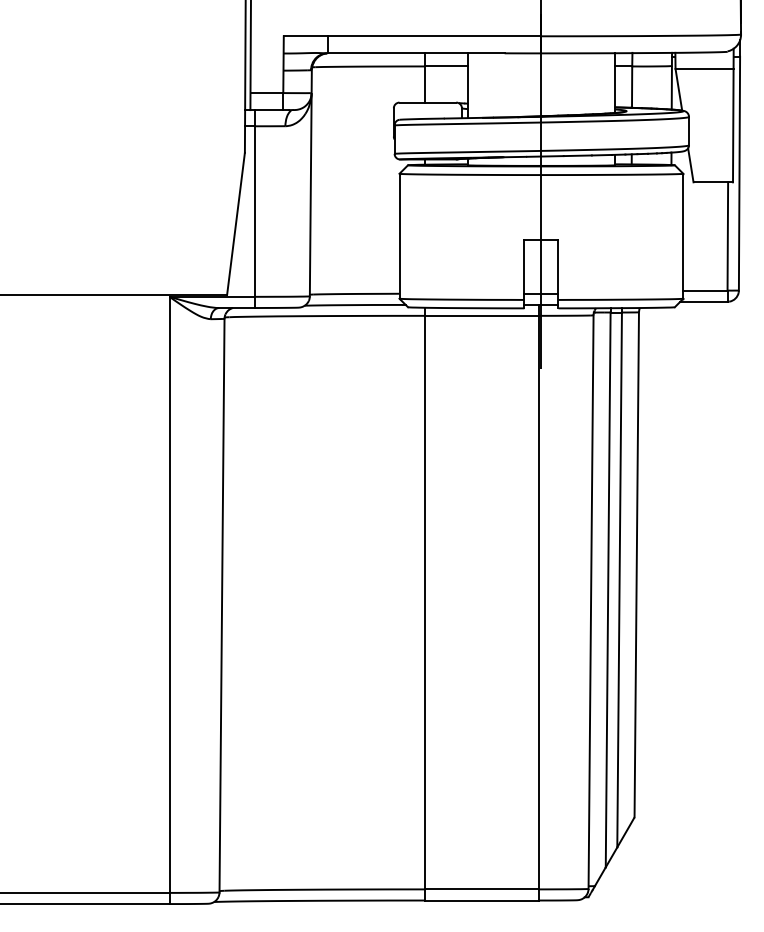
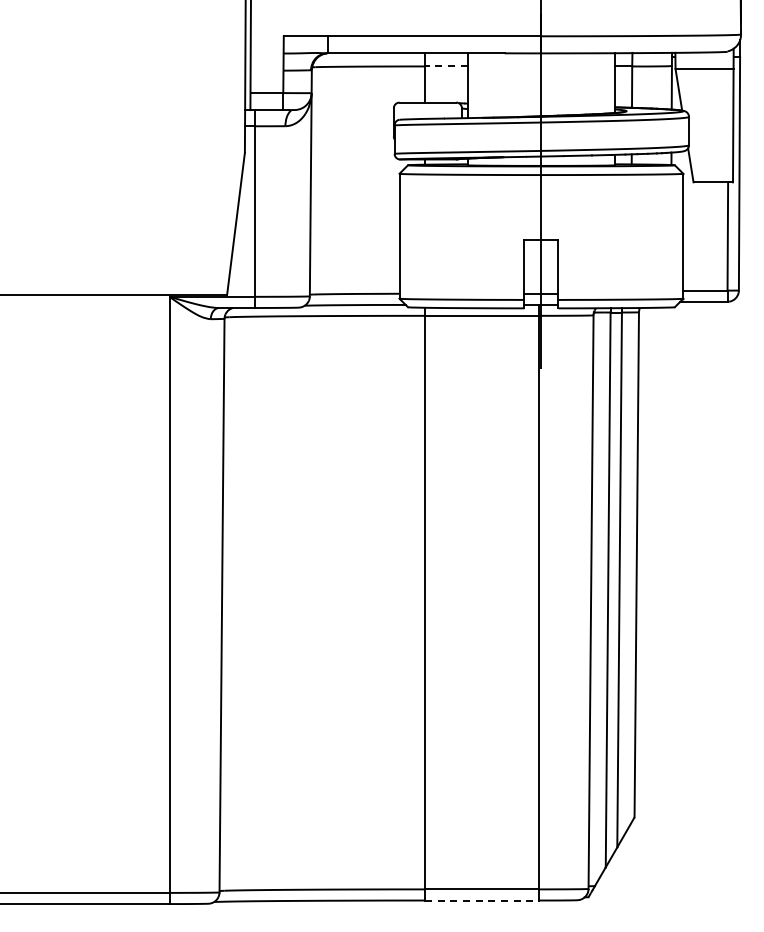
line: solid -> dashed (445, 66)
line: solid -> dashed (481, 900)
